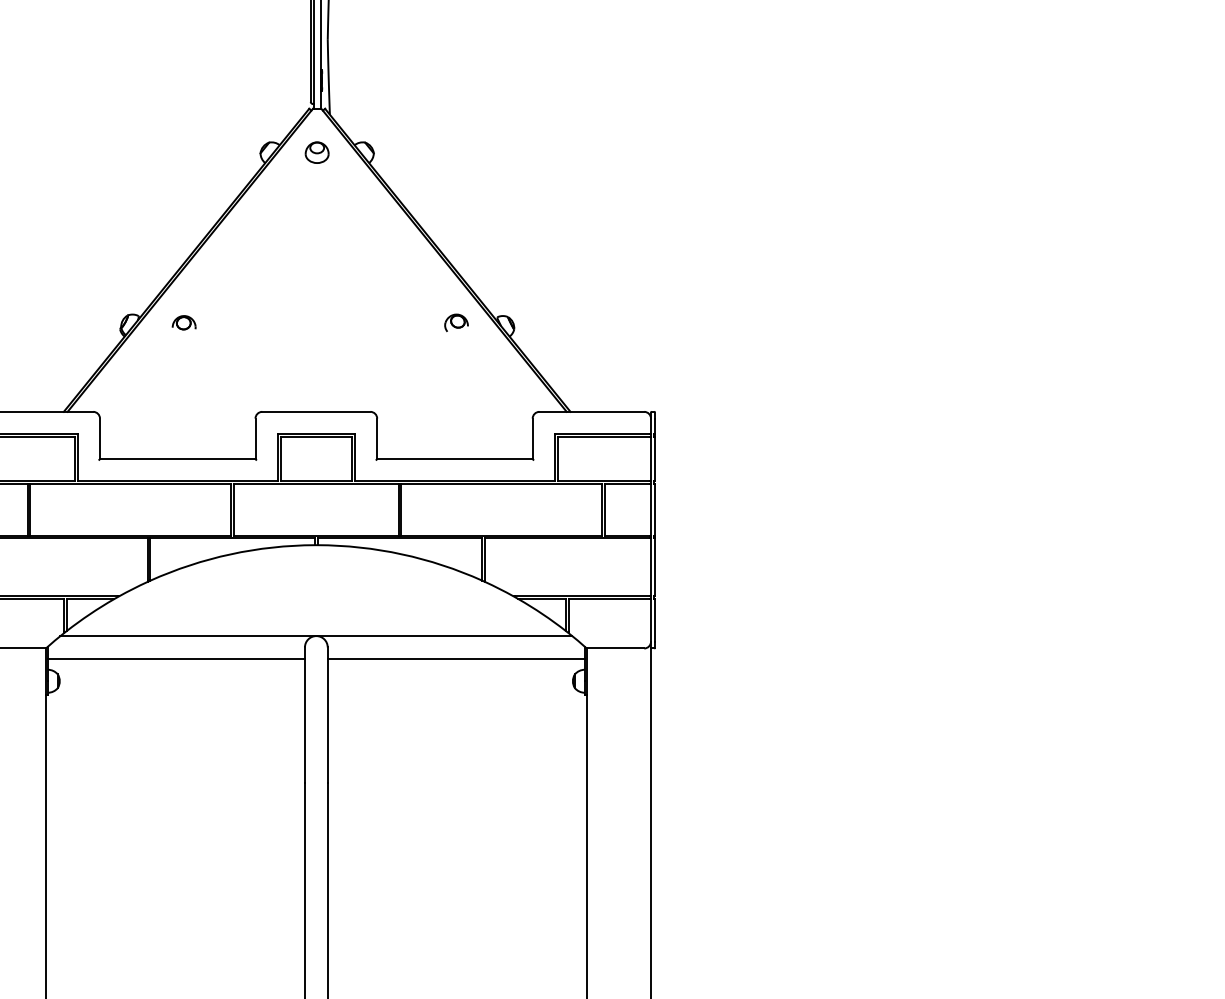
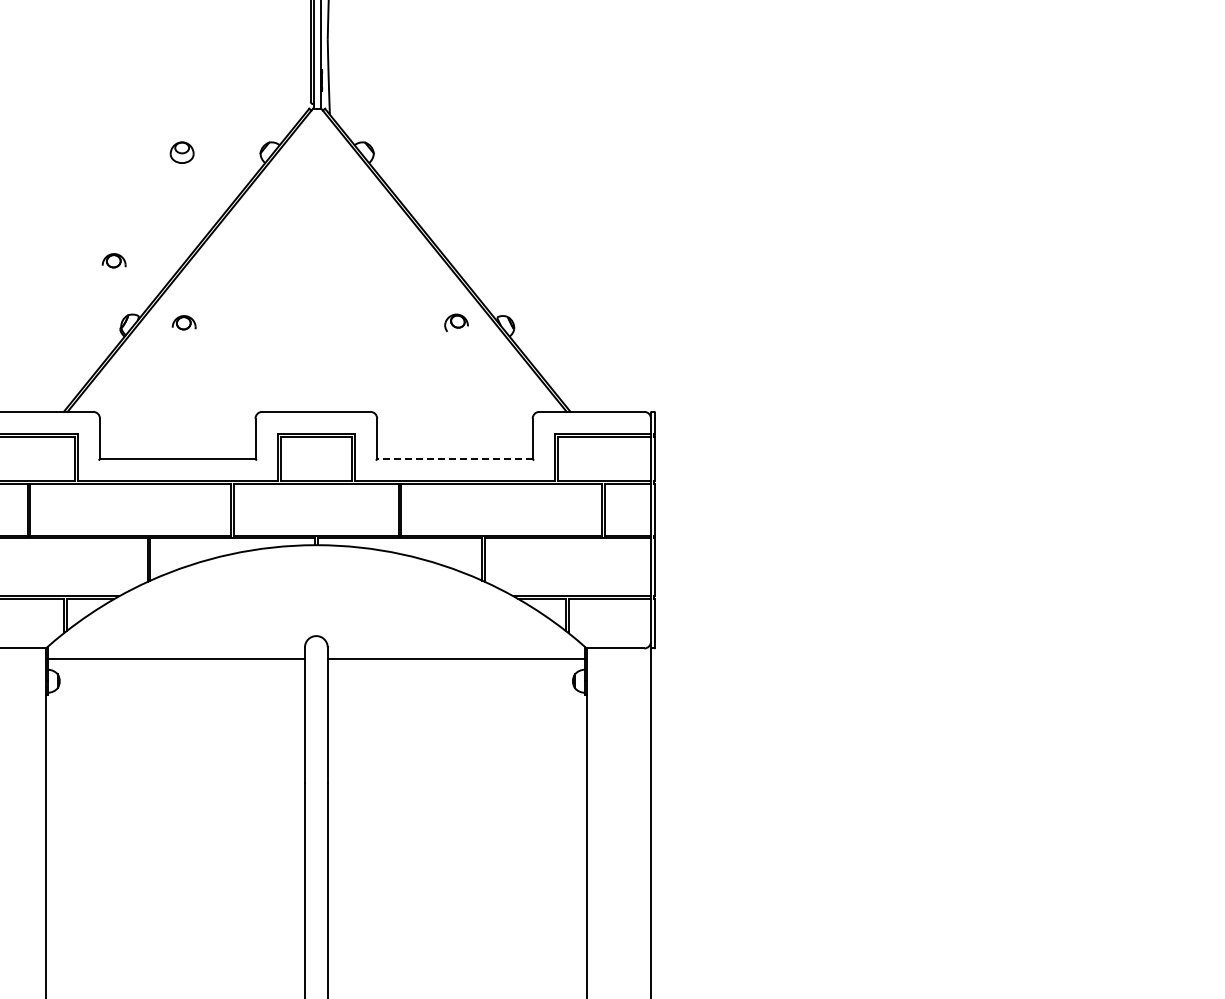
part position: (316, 152) -> (181, 152) (181, 152)
part: none -> present (113, 260)
line: solid -> dashed (454, 459)
line: present -> none (316, 636)
